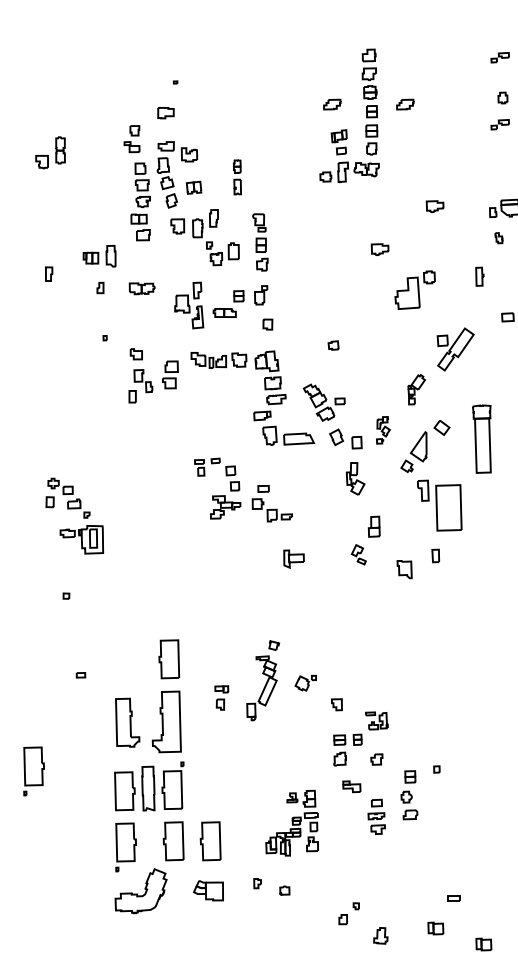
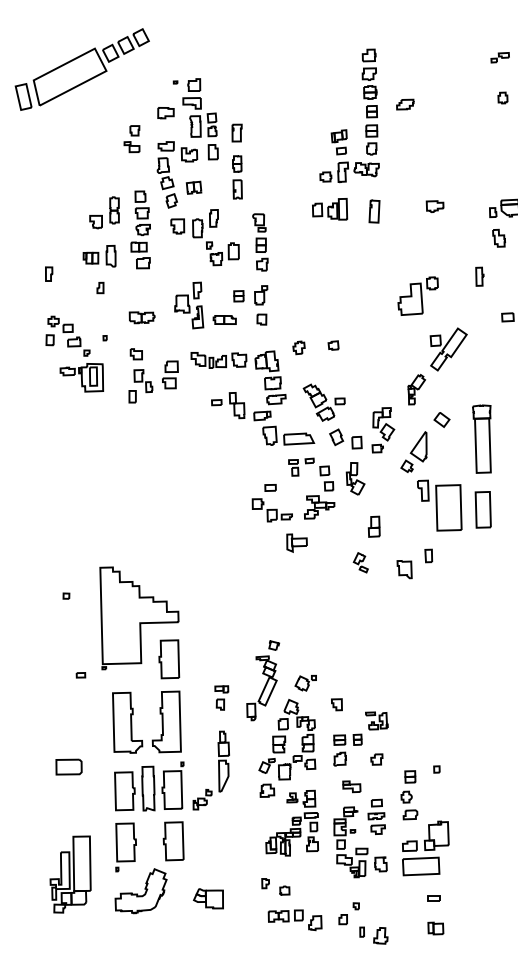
part: none -> present (81, 69)
part: present -> none (332, 104)
part: none -> present (200, 119)
part: present -> none (499, 124)
part: none -> present (236, 132)
part position: (50, 152) -> (104, 212) (104, 212)
part size: 9x37 px -> 11x45 px (237, 177)
part position: (140, 201) -> (140, 229) (140, 229)
part: none -> present (330, 209)
part: none -> present (374, 211)
part size: 10x13 px -> 14x20 px (498, 237)
part: present -> none (379, 249)
part position: (141, 288) -> (141, 317) (141, 317)
part position: (414, 289) -> (417, 295) (417, 295)
part position: (224, 312) -> (224, 319) (224, 319)
part position: (267, 324) -> (261, 319) (261, 319)
part: none -> present (298, 347)
part position: (455, 349) -> (448, 349) (448, 349)
part: none -> present (228, 405)
part position: (441, 427) -> (441, 419) (441, 419)
part size: 15x29 px -> 25x47 px (383, 430)
part position: (263, 488) -> (270, 487) (270, 487)
part position: (217, 495) -> (311, 495) (311, 495)
part: none -> present (482, 509)
part position: (74, 515) -> (74, 353) (74, 353)
part position: (358, 554) -> (360, 562) (360, 562)
part position: (435, 555) -> (428, 555) (428, 555)
part position: (293, 558) -> (296, 542) (296, 542)
part: none -> present (139, 618)
part size: 26x51 px -> 32x63 px (127, 722)
part: none -> present (287, 748)
part: none -> present (68, 766)
part: none -> present (218, 770)
part: present -> none (33, 771)
part: present -> none (210, 841)
part: none -> present (360, 842)
part: none -> present (425, 848)
part: none -> present (70, 874)
part position: (257, 883) -> (265, 883) (265, 883)
part position: (208, 890) -> (208, 898) (208, 898)
part position: (453, 898) -> (433, 898) (433, 898)
part: none -> present (294, 920)
part: none -> present (361, 931)
part: present -> none (483, 944)
